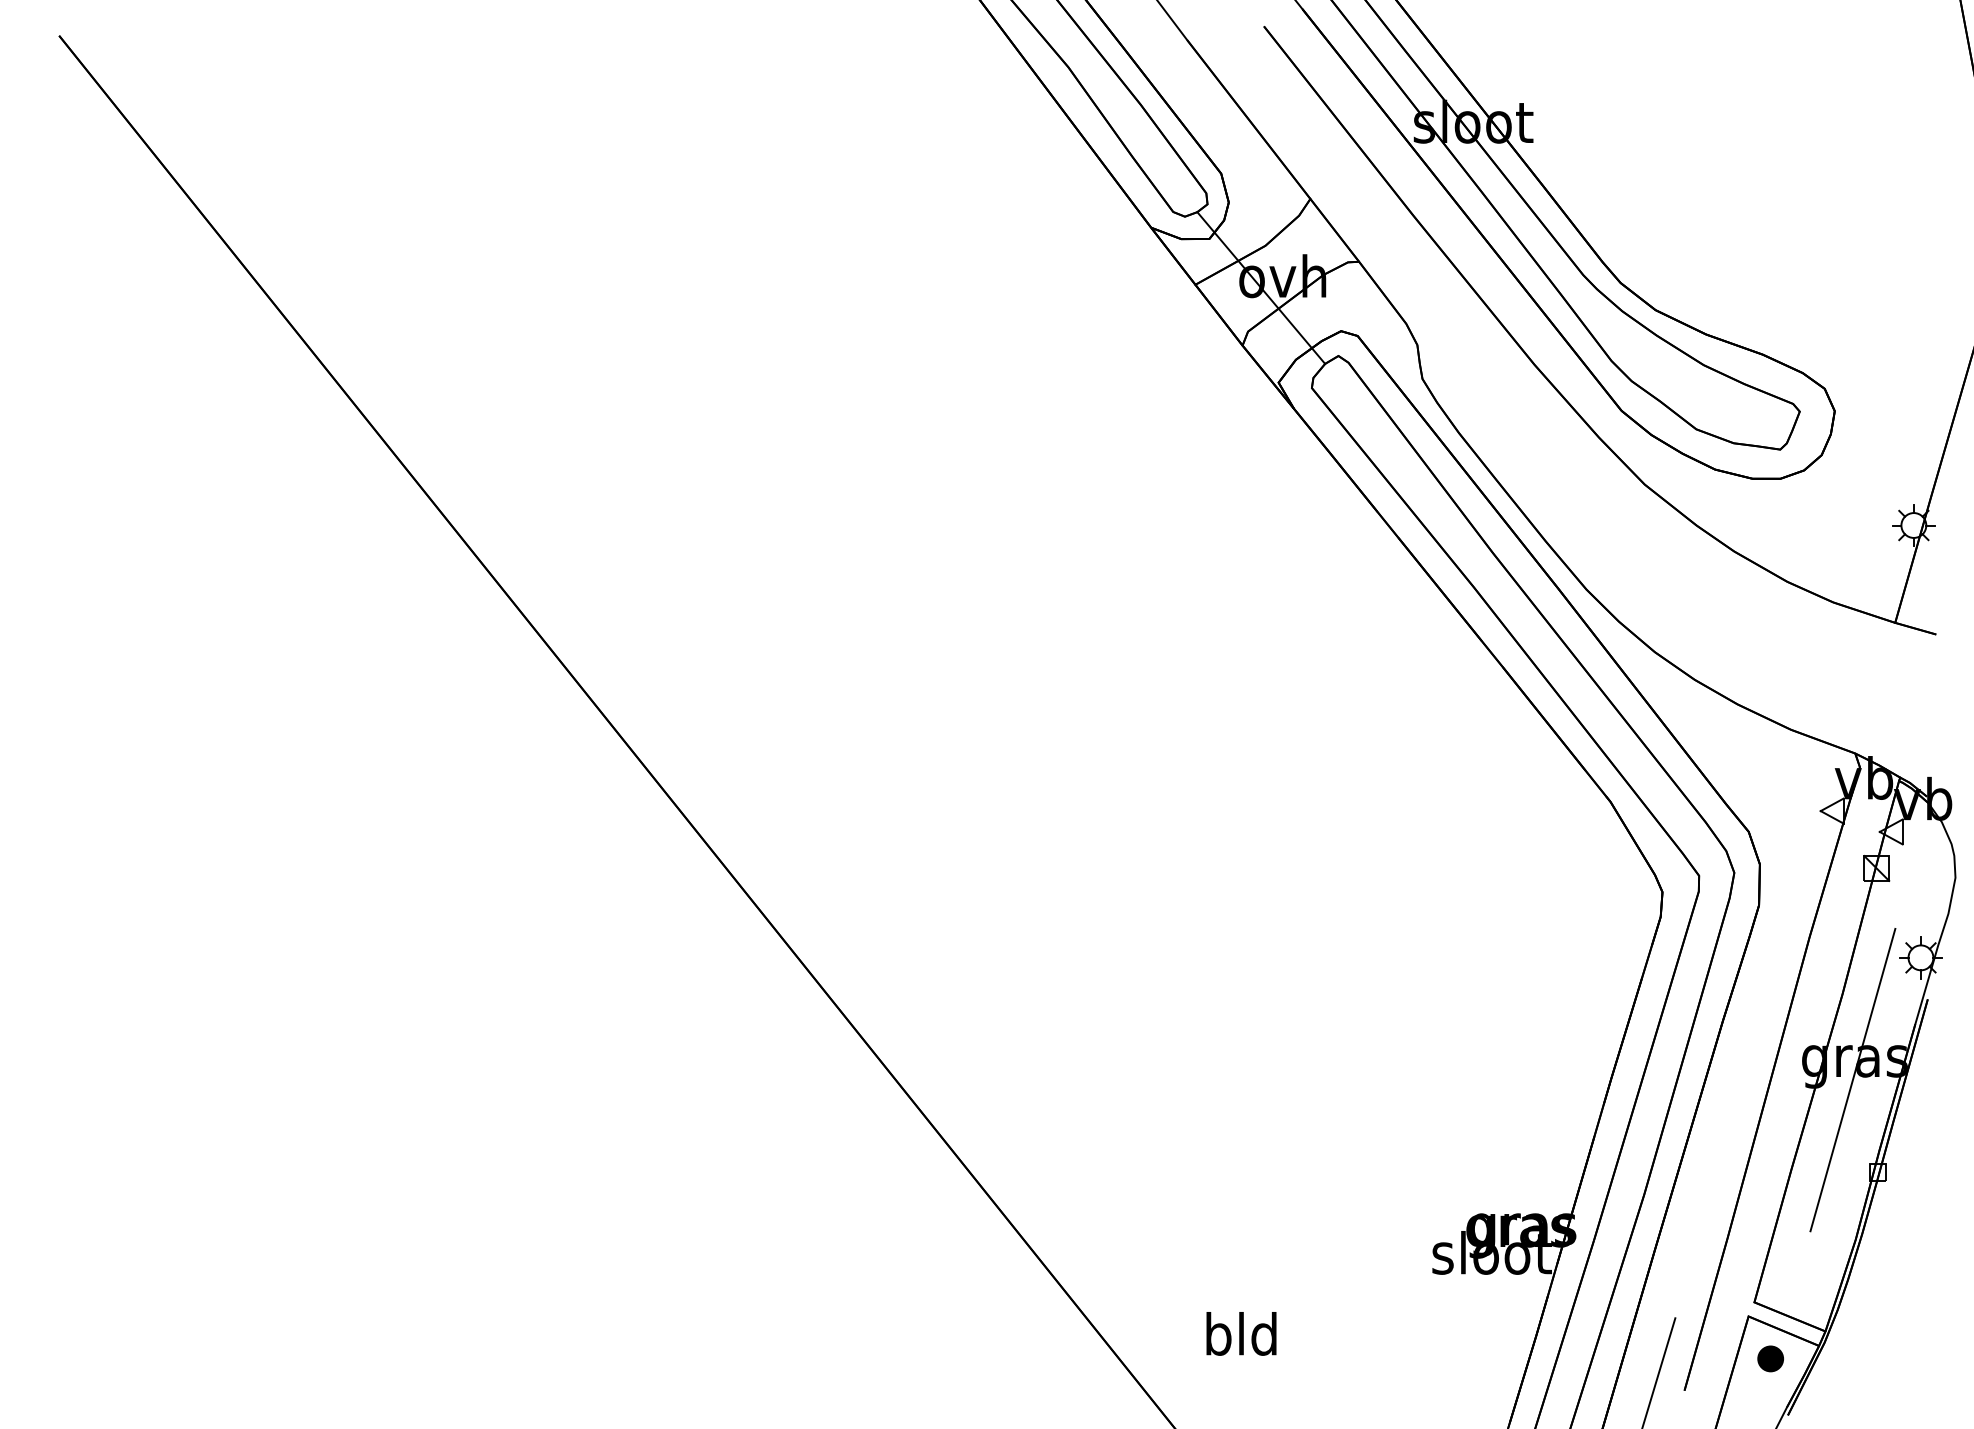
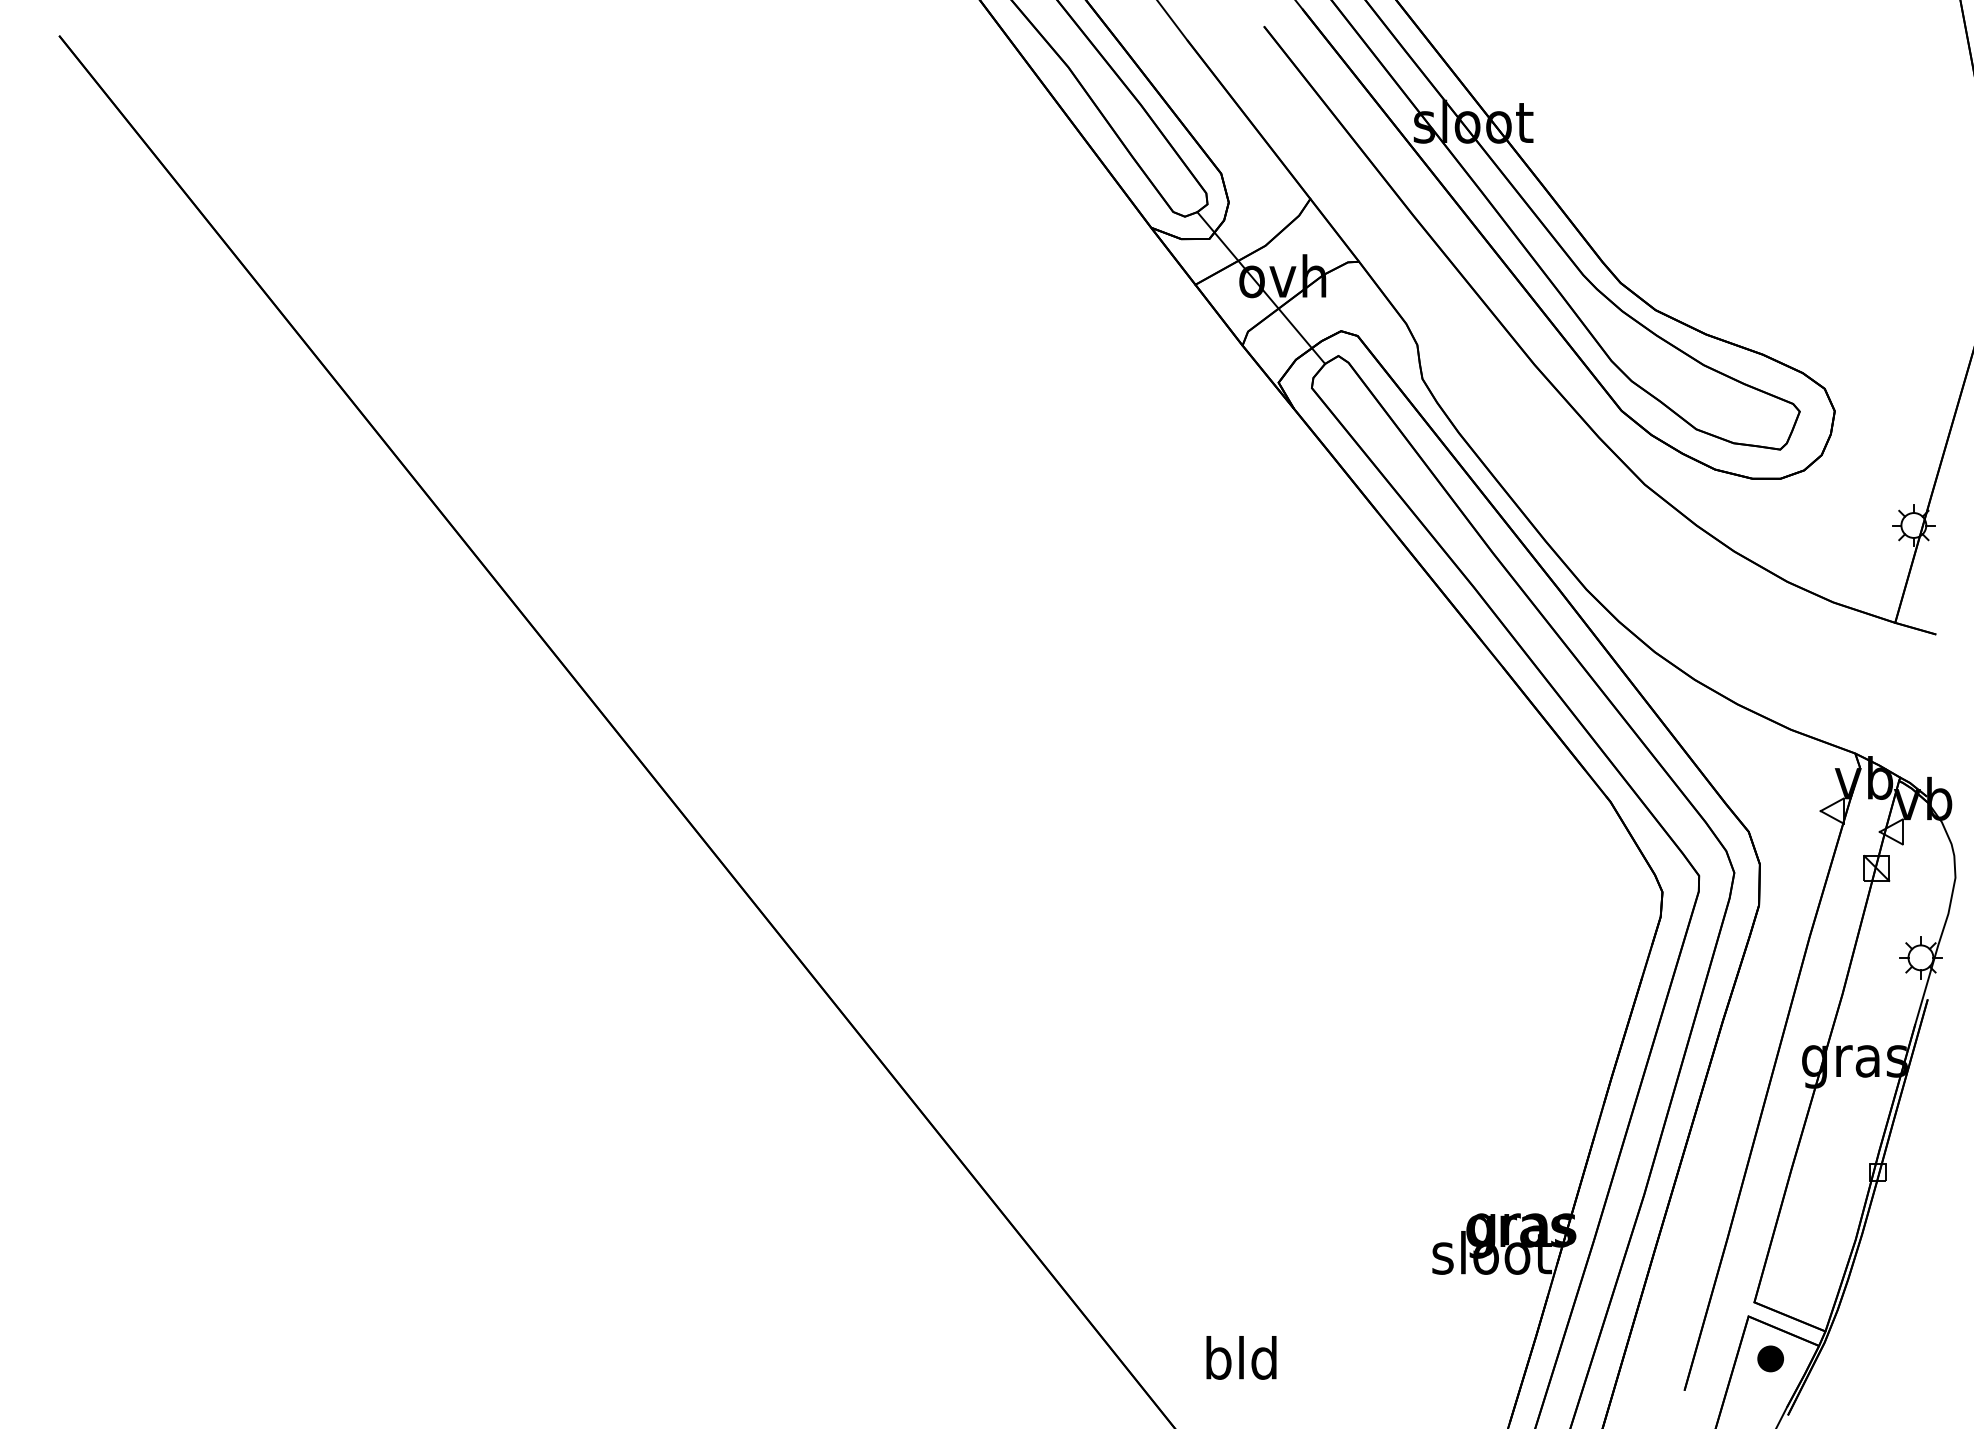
line: present -> none (1852, 1079)
text position: (1241, 1333) -> (1241, 1357) (1241, 1357)
line: present -> none (1659, 1371)
